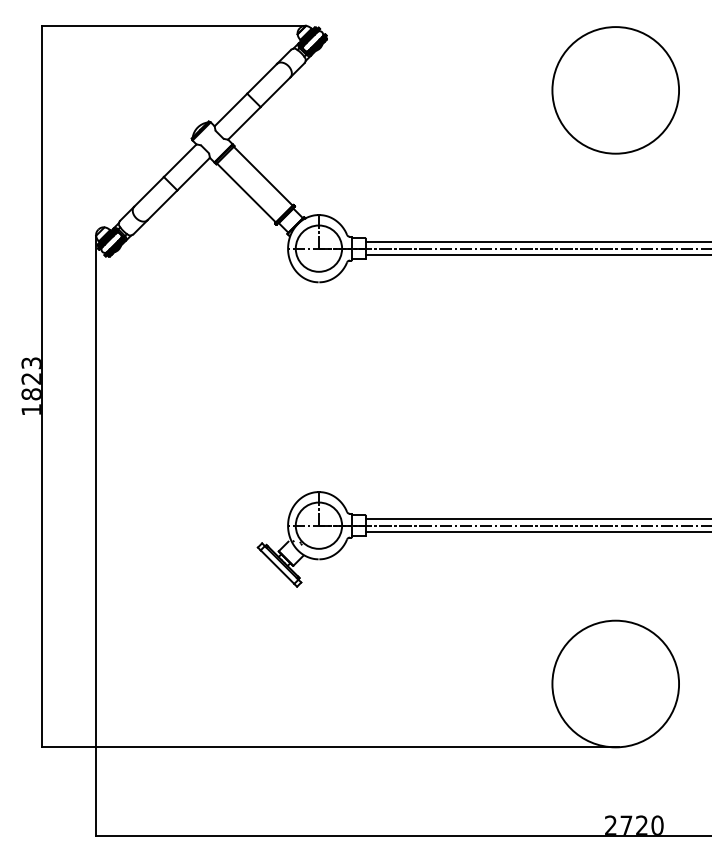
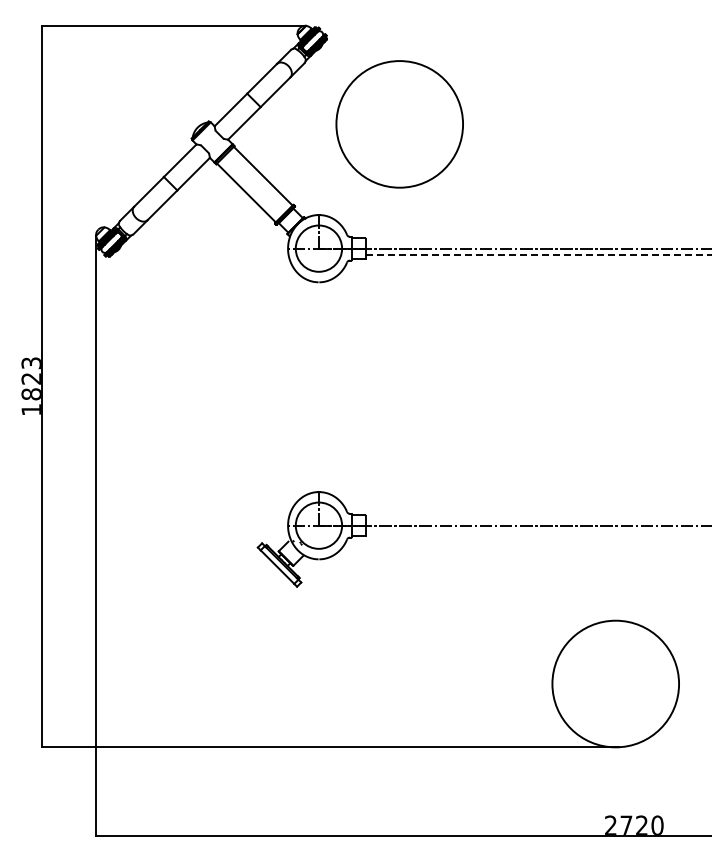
circle position: (615, 90) -> (399, 124) (399, 124)
line: present -> none (536, 242)
line: solid -> dashed (538, 255)
line: present -> none (536, 519)
line: present -> none (536, 532)
